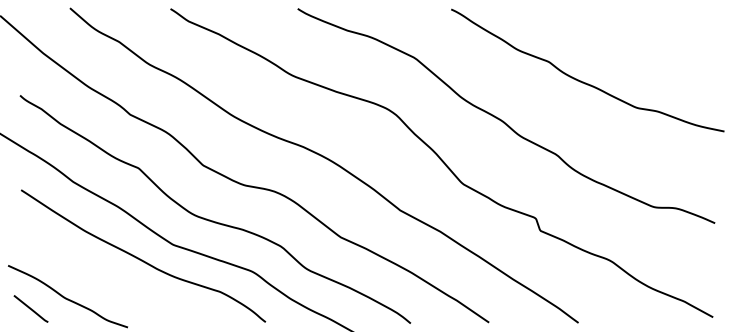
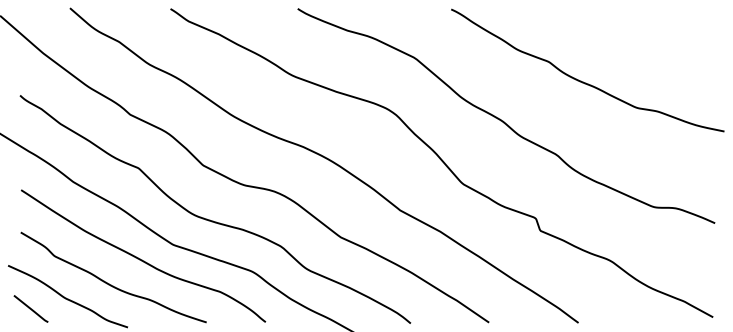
curve: none -> present (109, 283)
